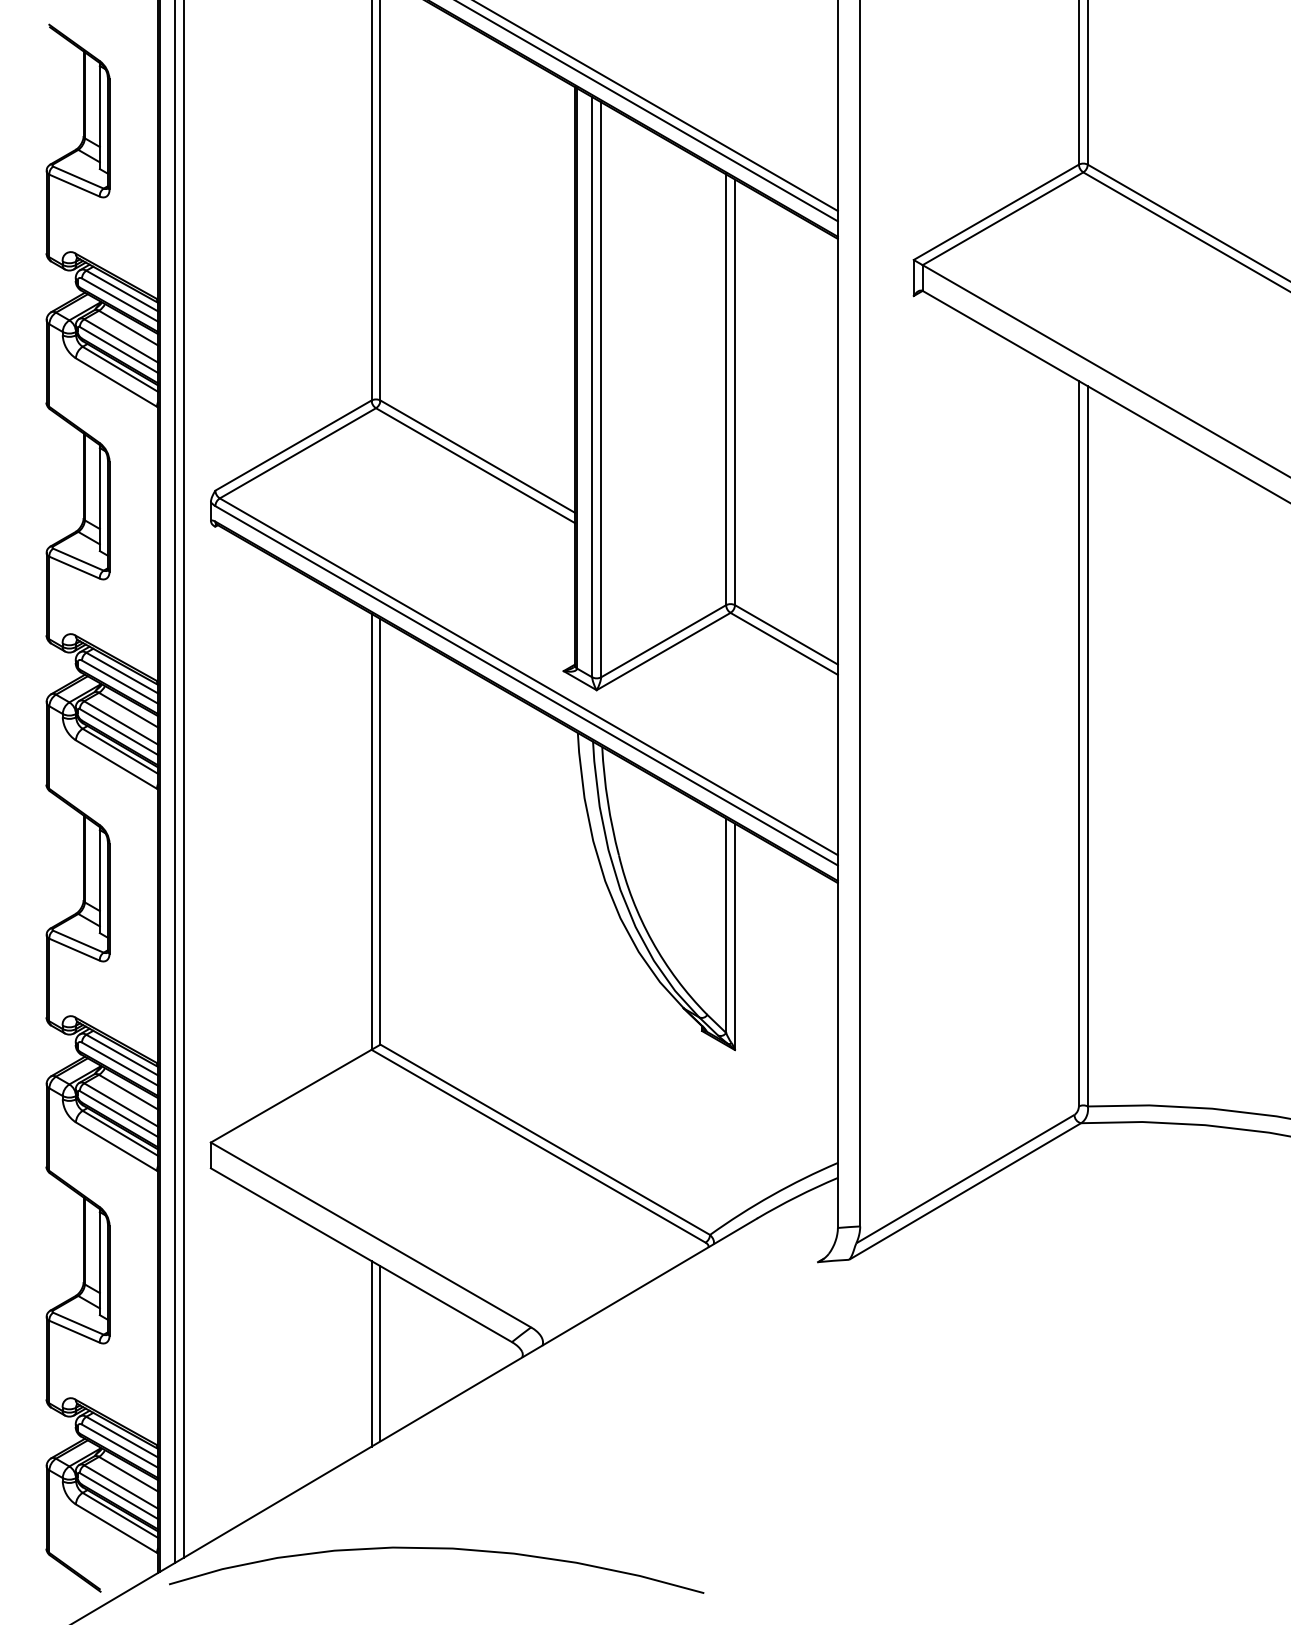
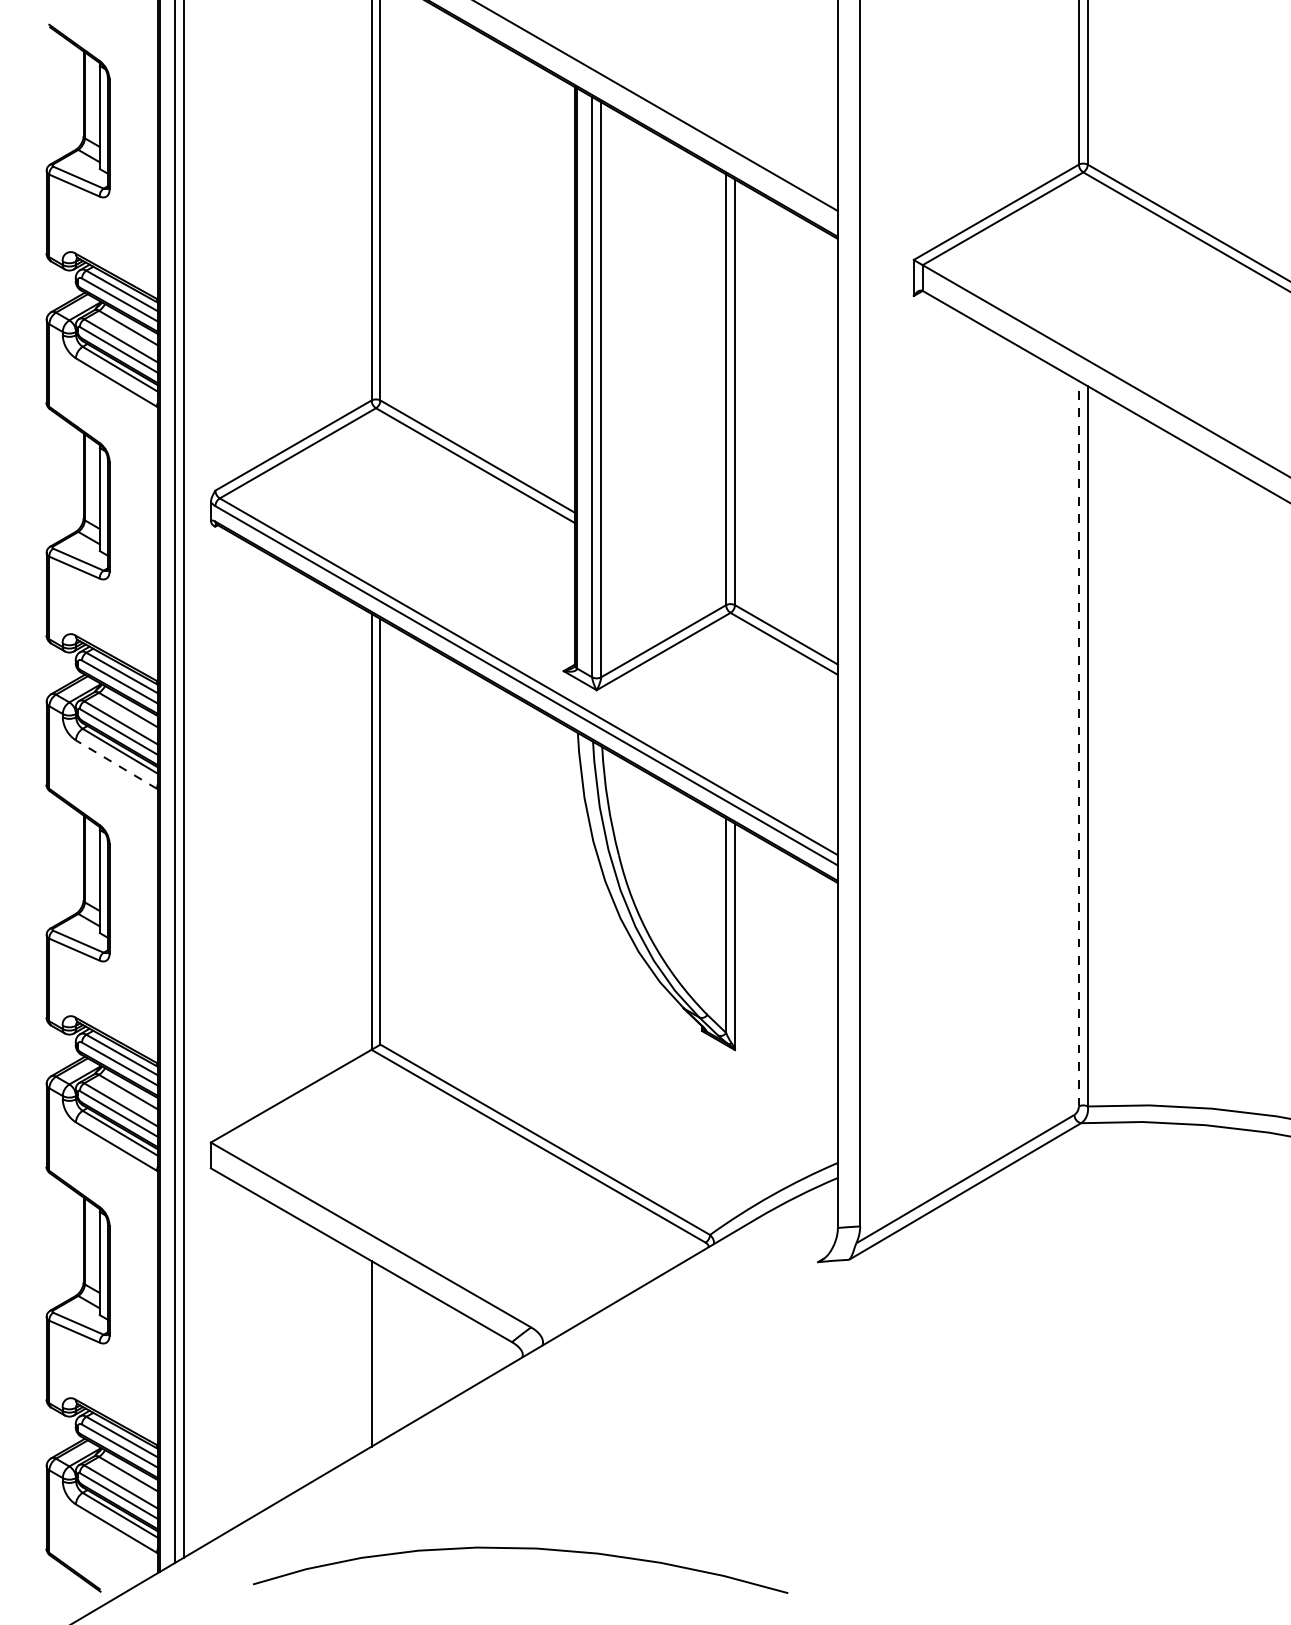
line: present -> none (647, 111)
line: solid -> dashed (1078, 743)
line: solid -> dashed (116, 764)
line: present -> none (380, 1353)
curve position: (436, 1549) -> (520, 1549) (520, 1549)
